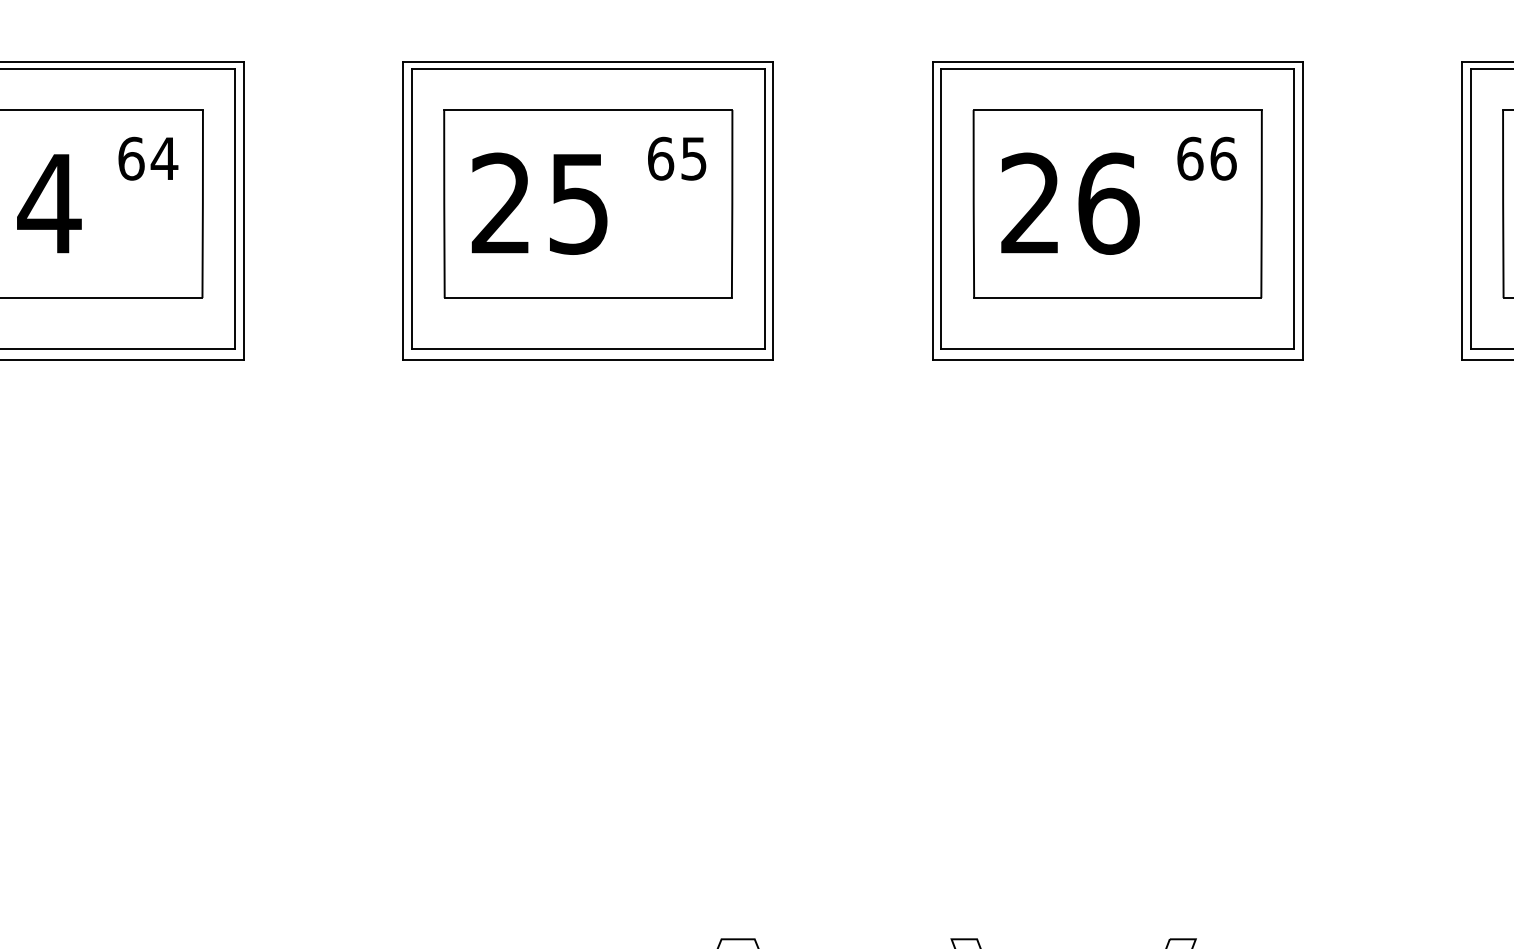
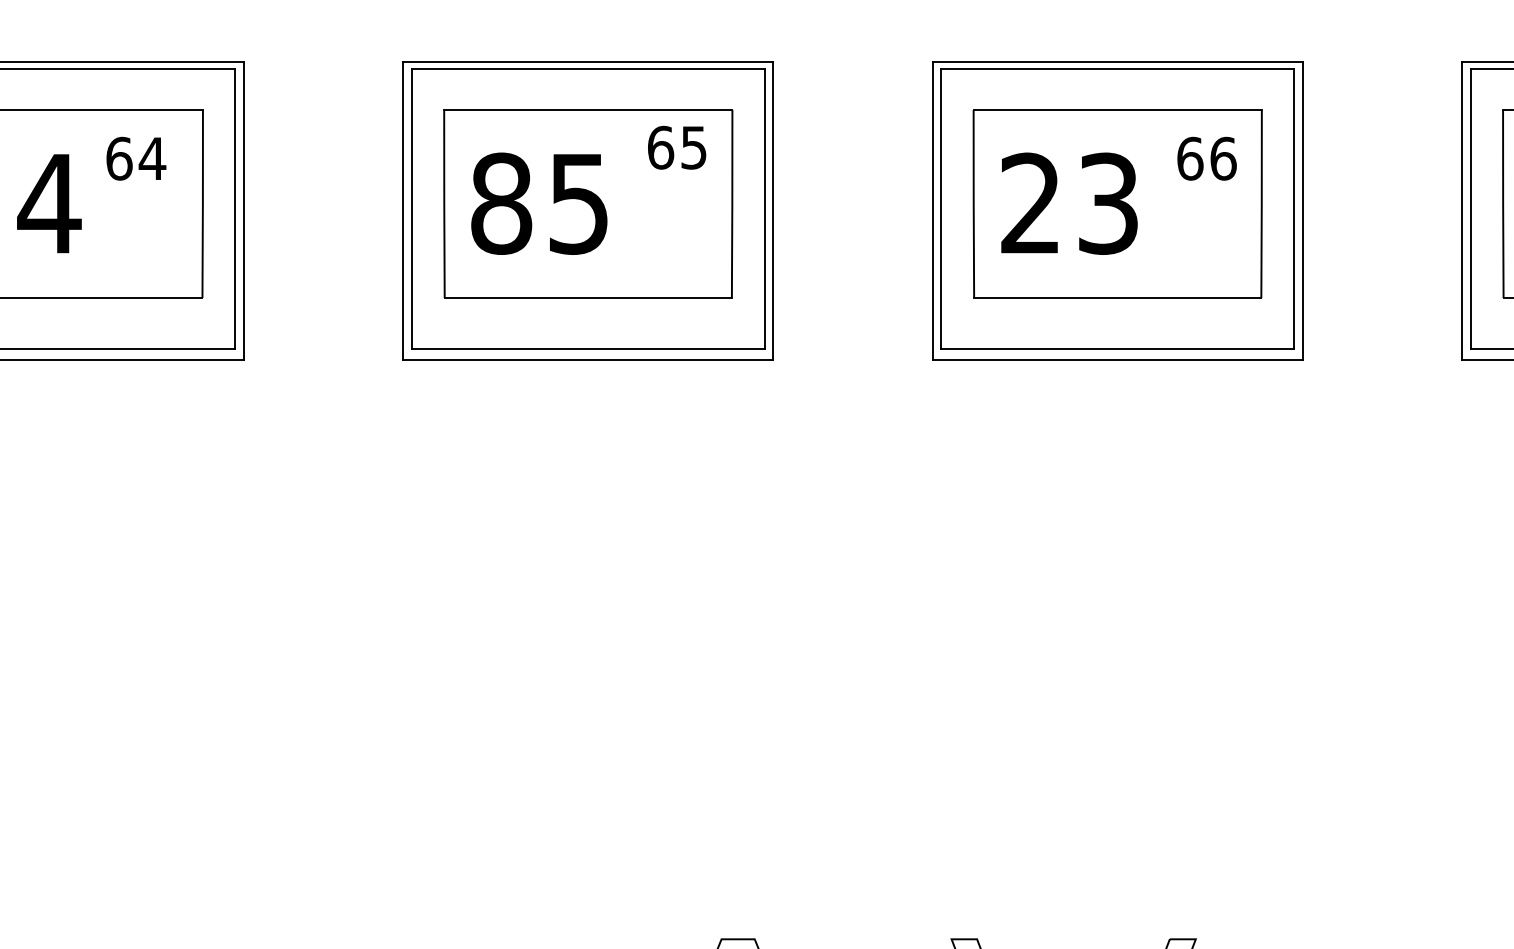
text position: (148, 158) -> (136, 158) (136, 158)
text position: (677, 158) -> (677, 147) (677, 147)
text: 25 -> 85 (501, 203)
text: 26 -> 23 (1108, 203)
